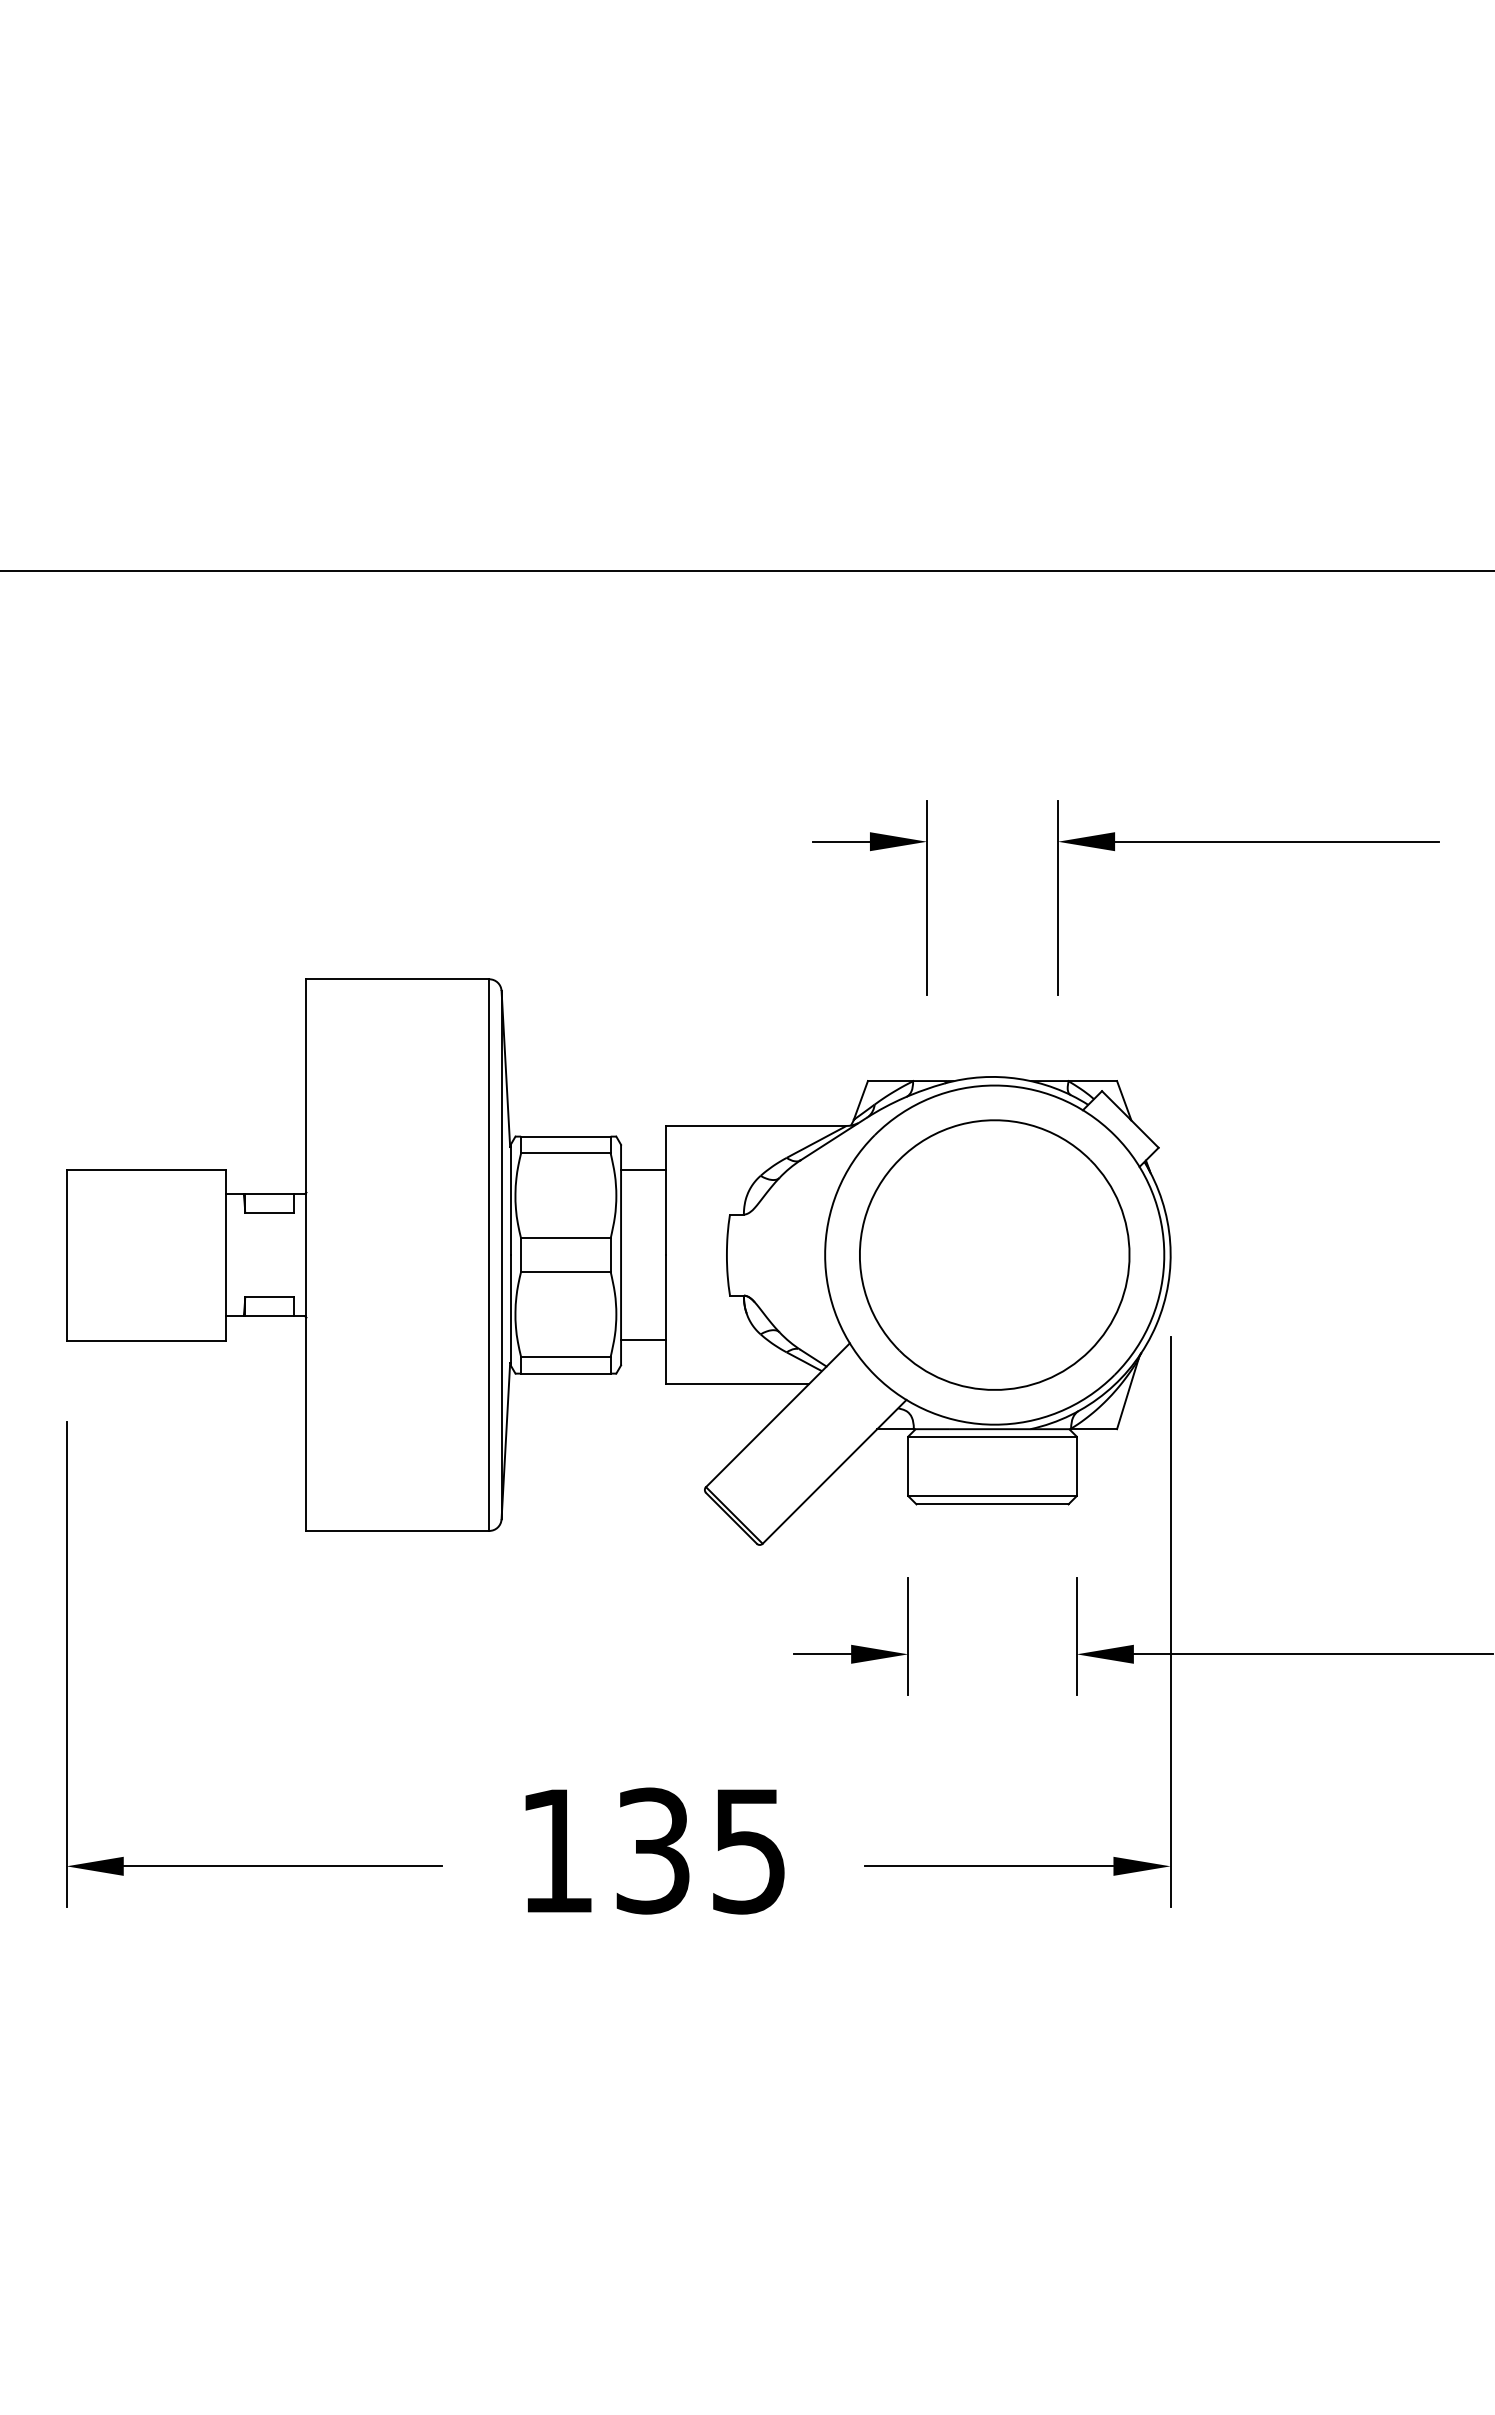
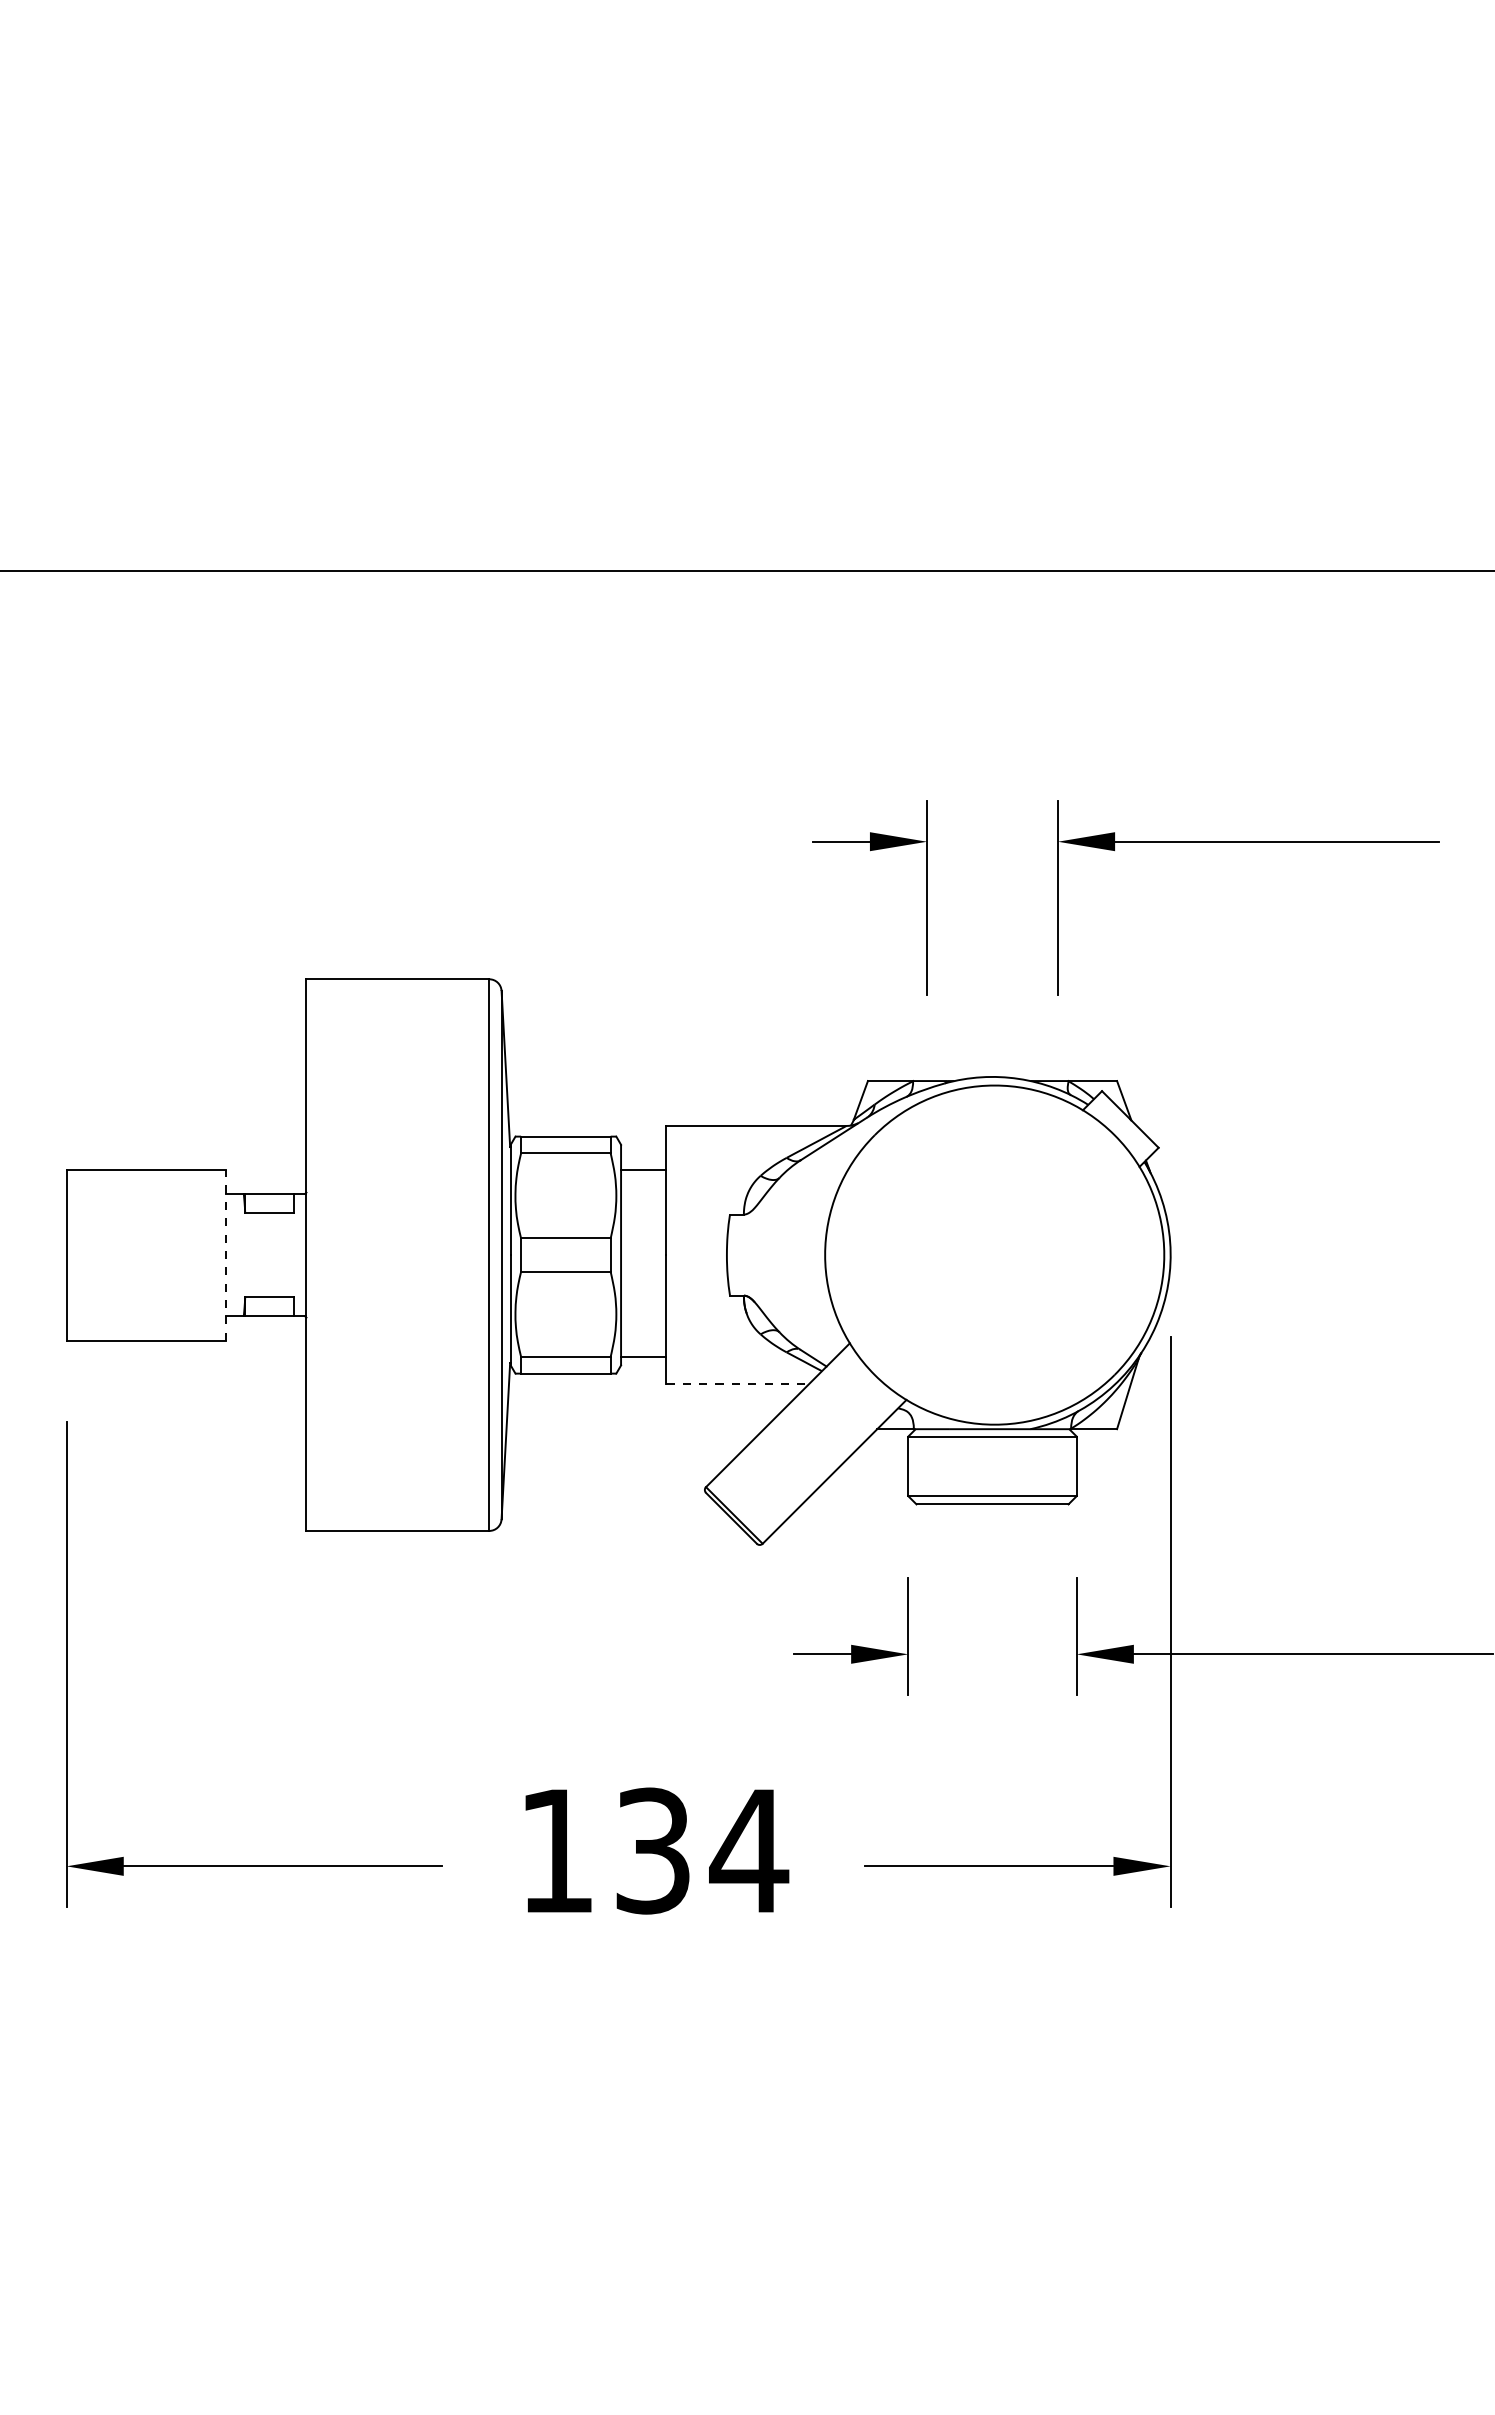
part: present -> none (994, 1254)
line: solid -> dashed (225, 1255)
line position: (643, 1340) -> (643, 1357) (643, 1357)
line: solid -> dashed (738, 1384)
text: 135 -> 134 (749, 1851)
